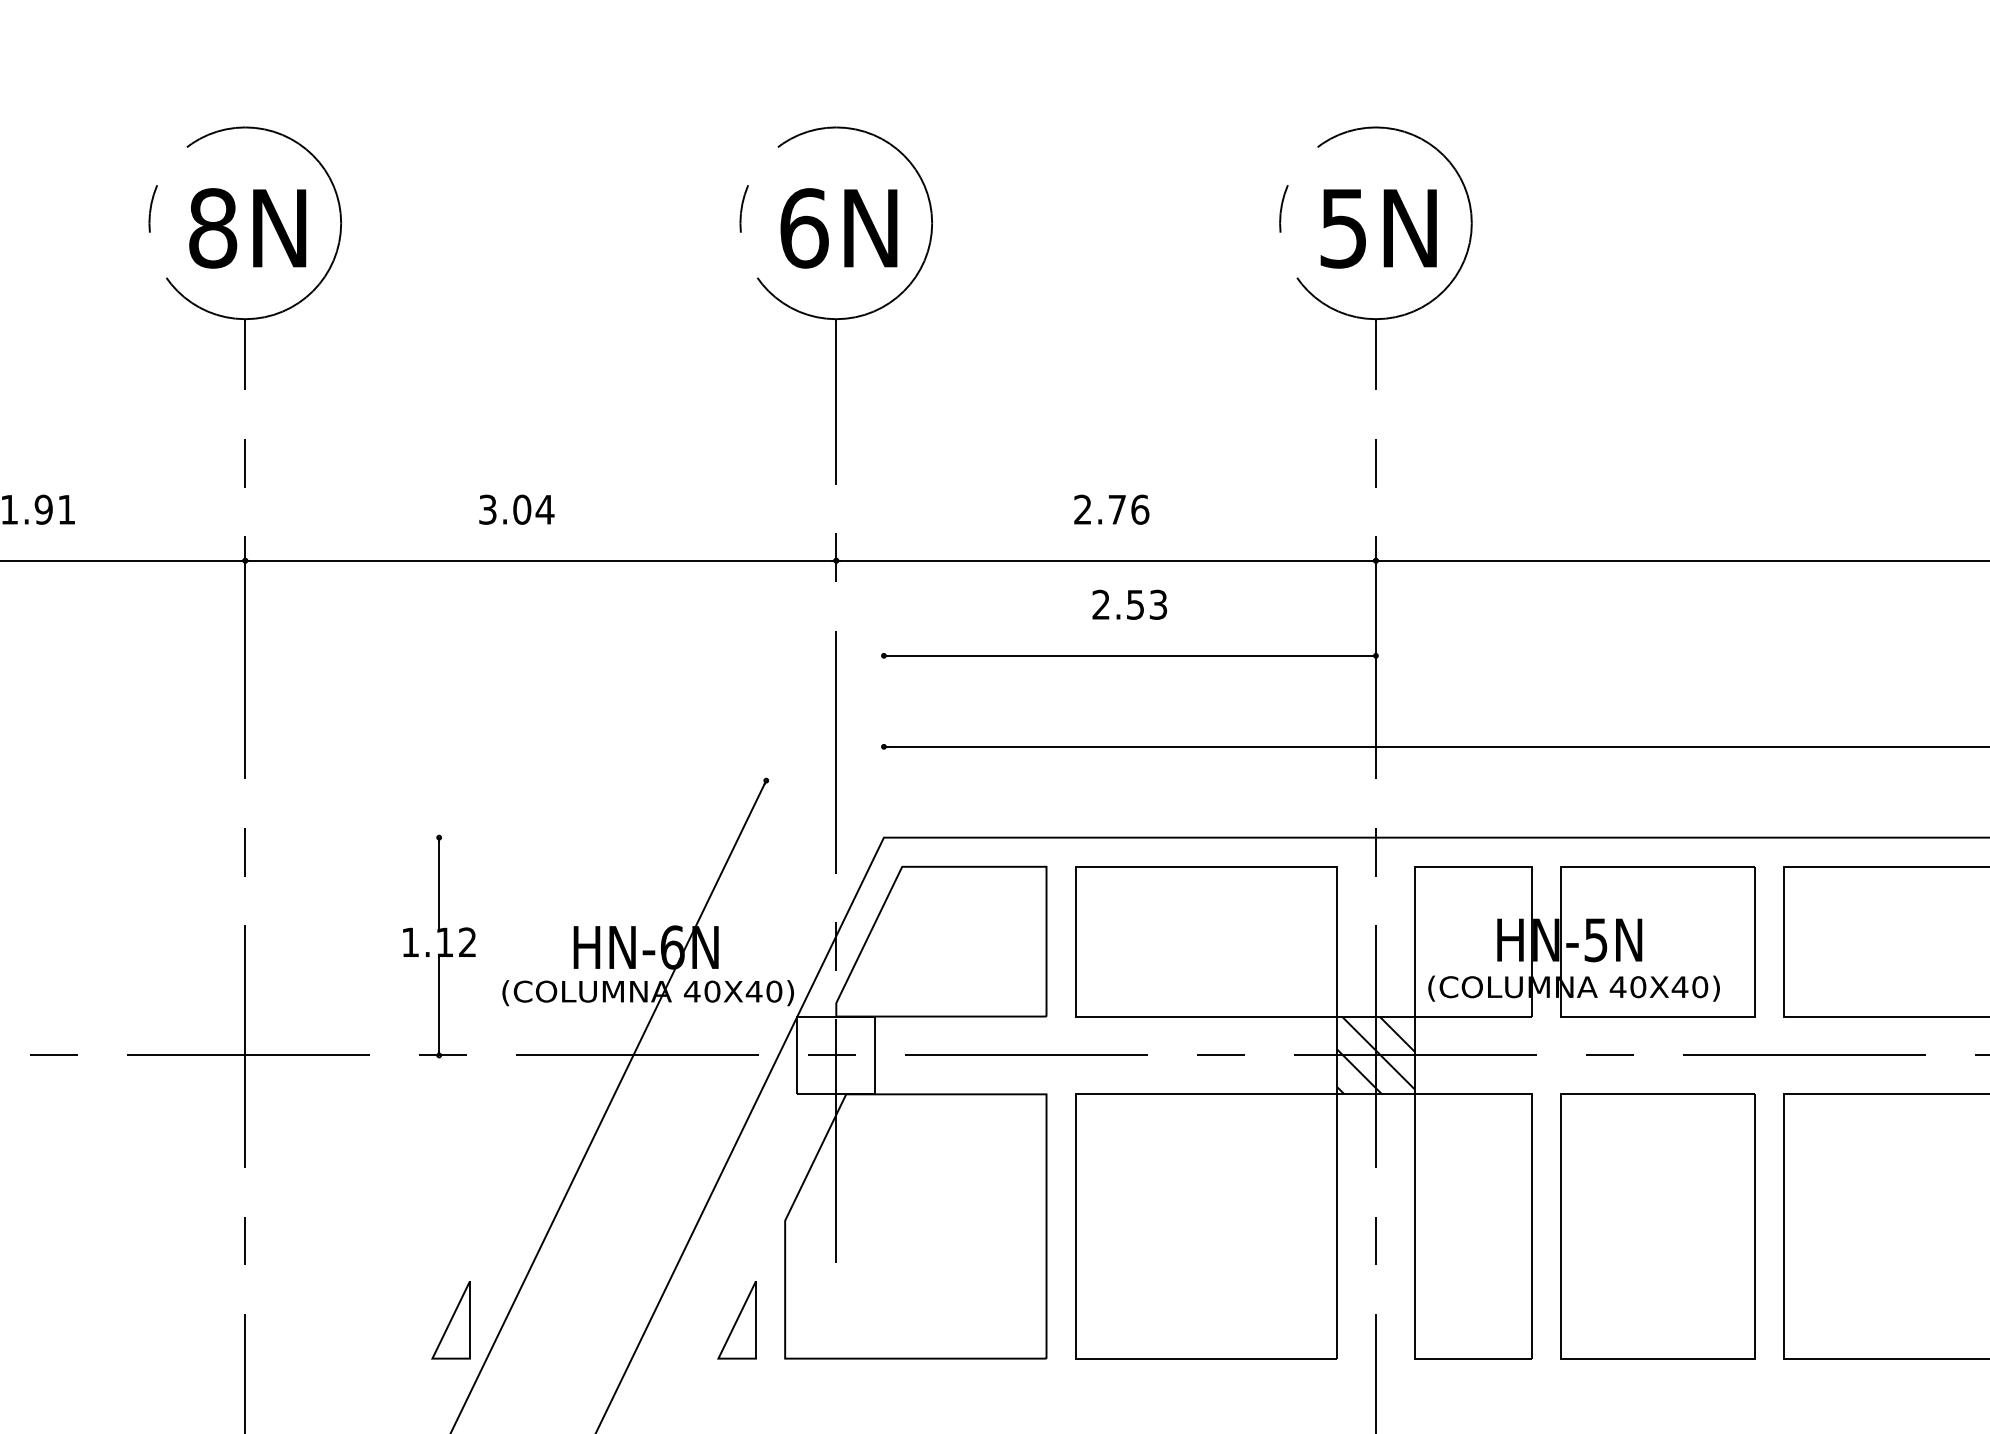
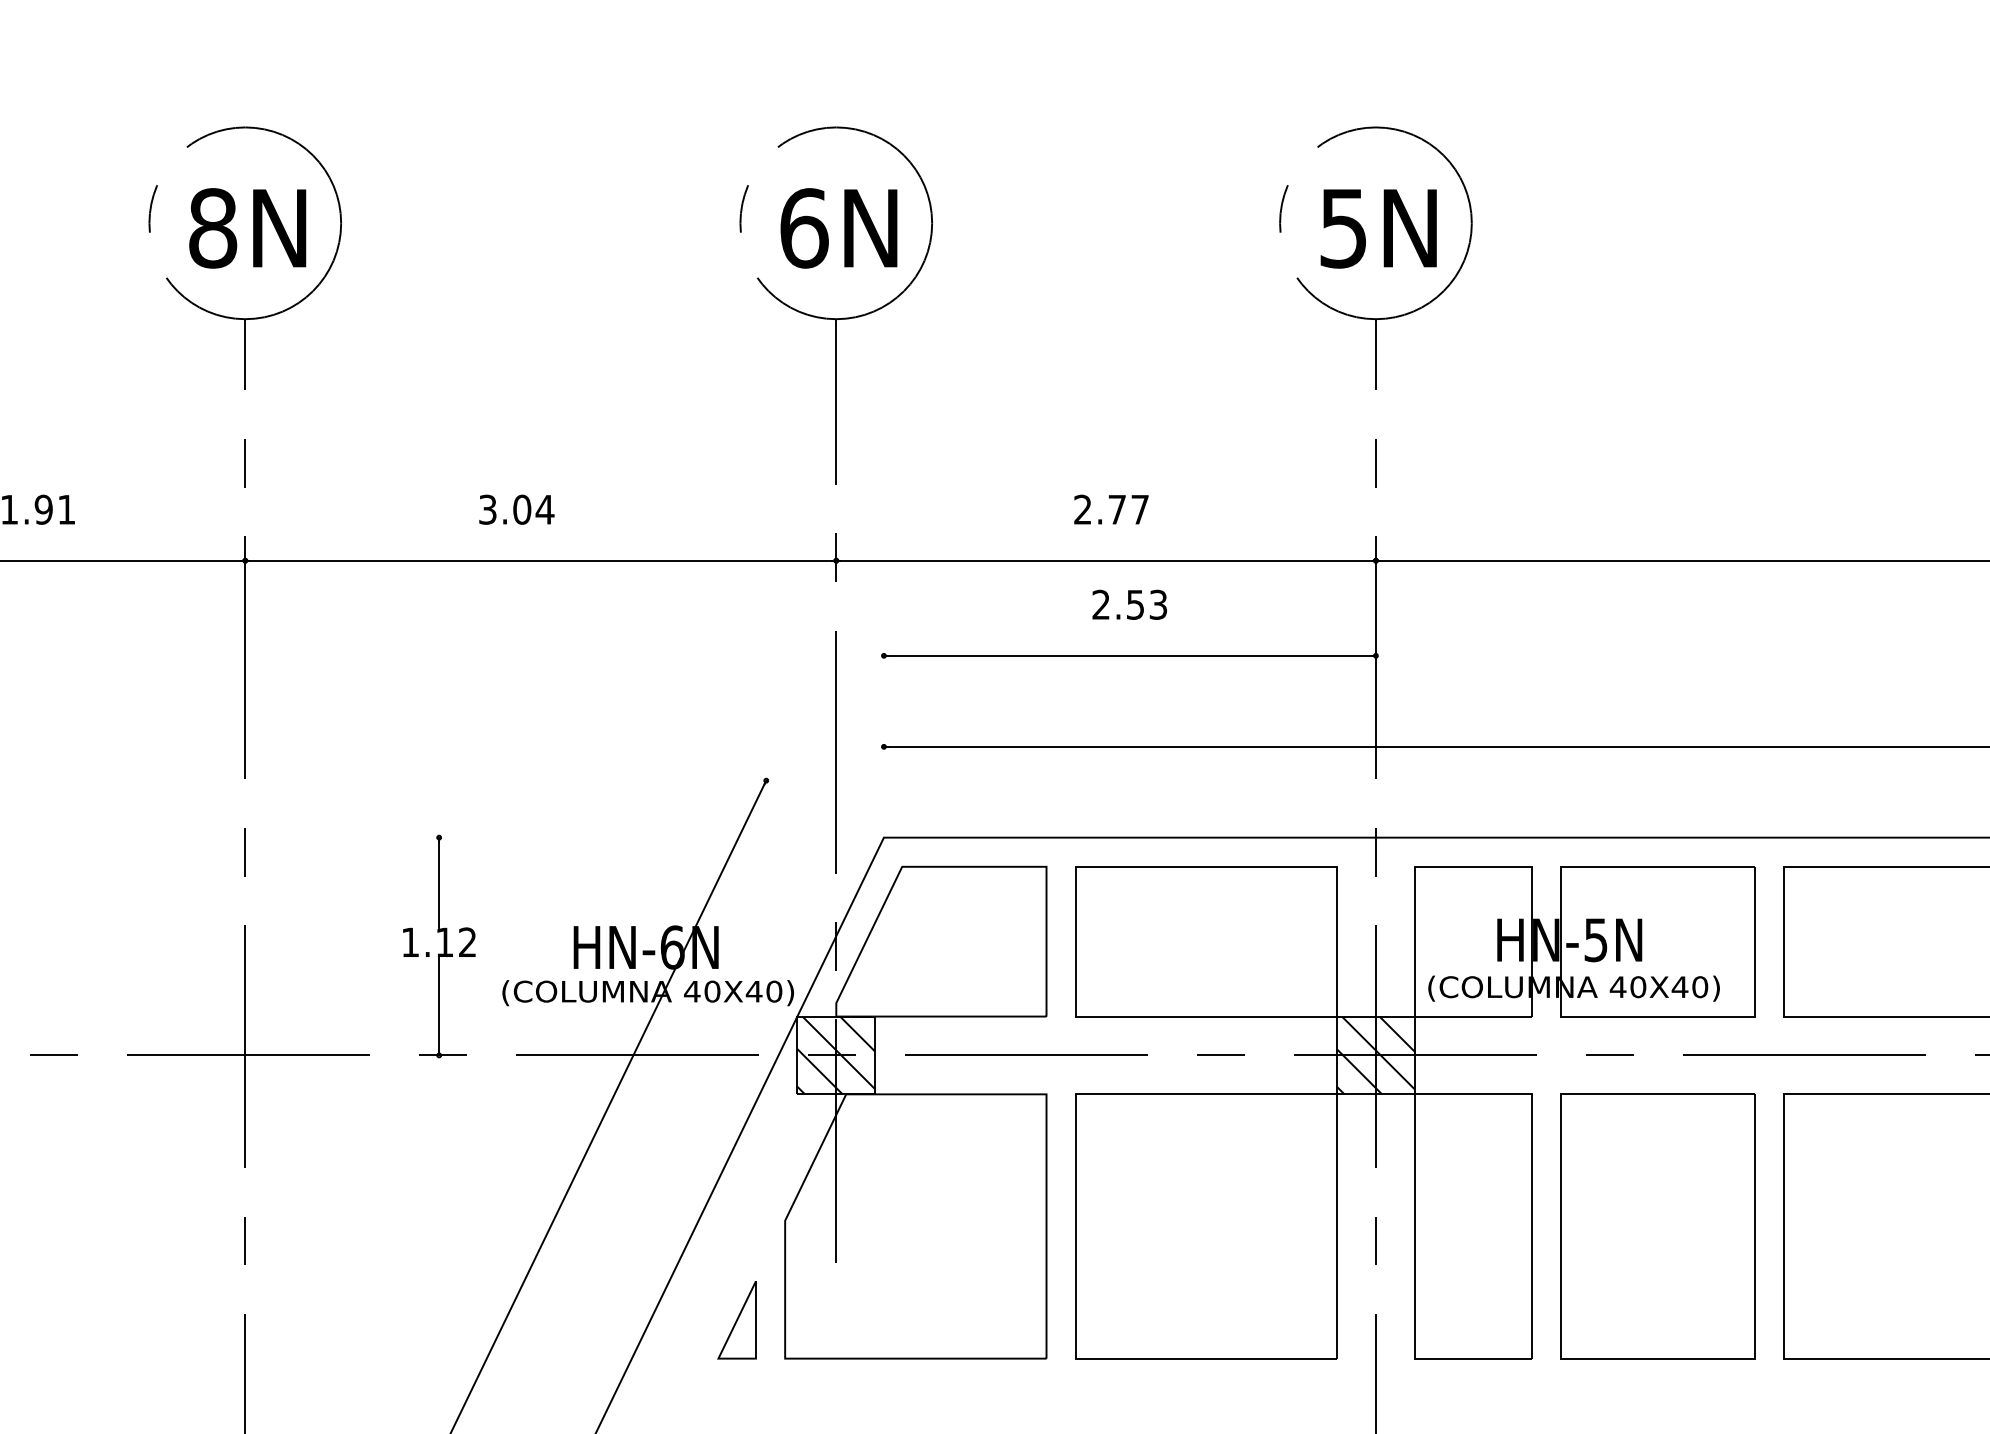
text: 2.76 -> 2.77 (1140, 509)
hatch: none -> present (836, 1055)
part: present -> none (450, 1320)
